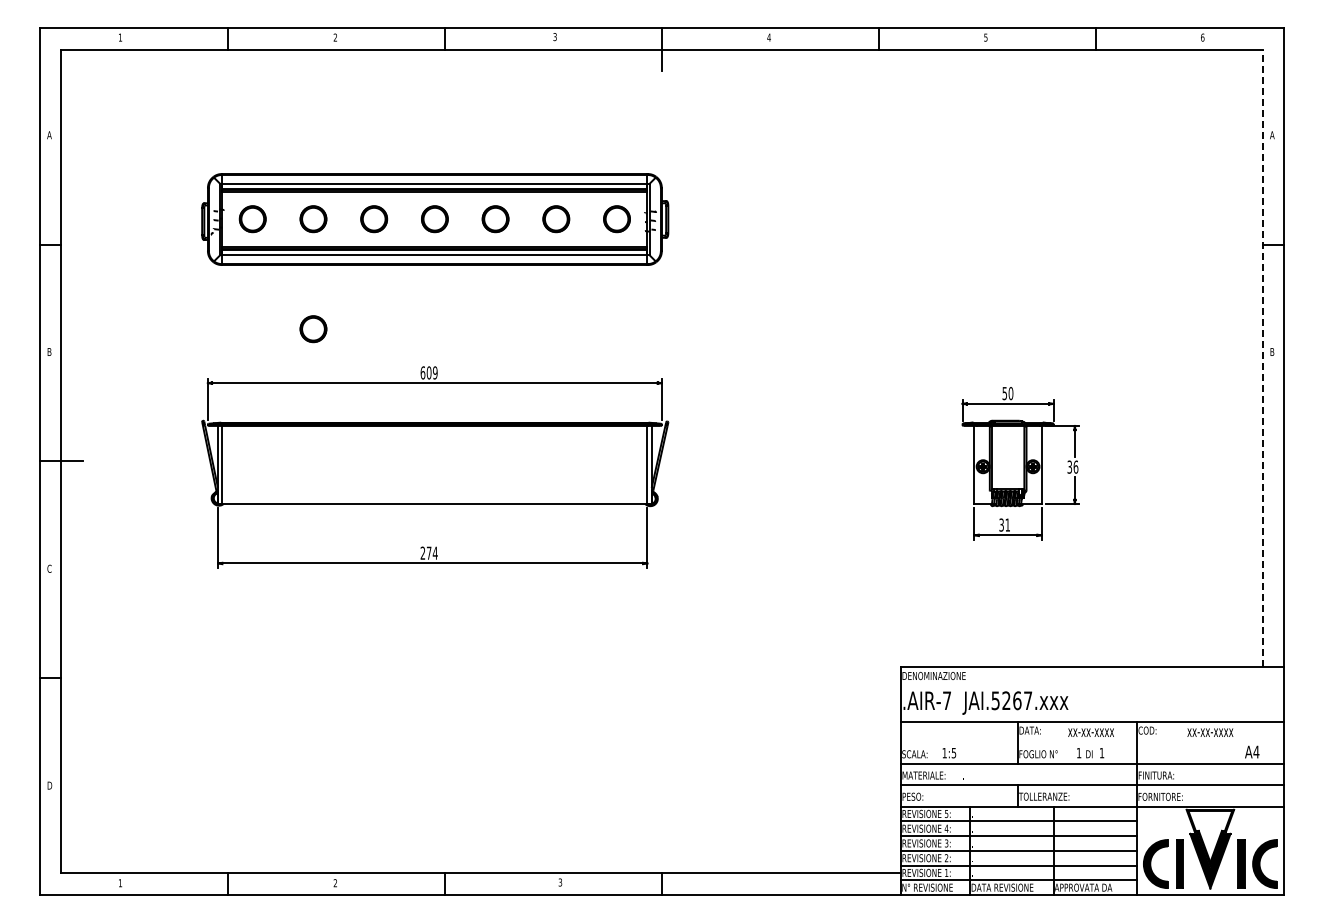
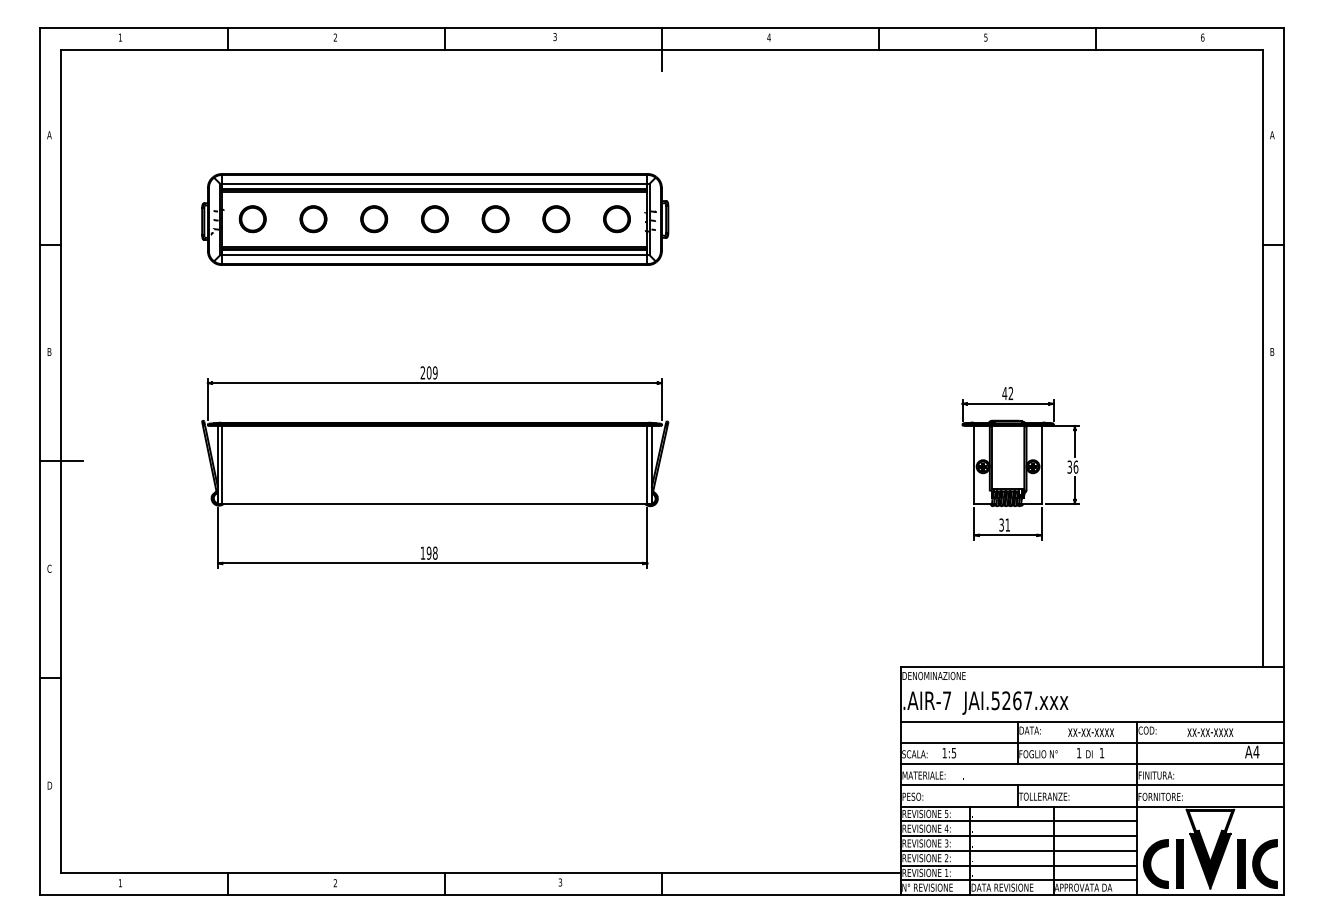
part: present -> none (313, 329)
line: dashed -> solid (1262, 358)
text: 609 -> 209 (422, 372)
text: 50 -> 42 (1007, 393)
text: 274 -> 198 (428, 552)
line: none -> present (1092, 742)
